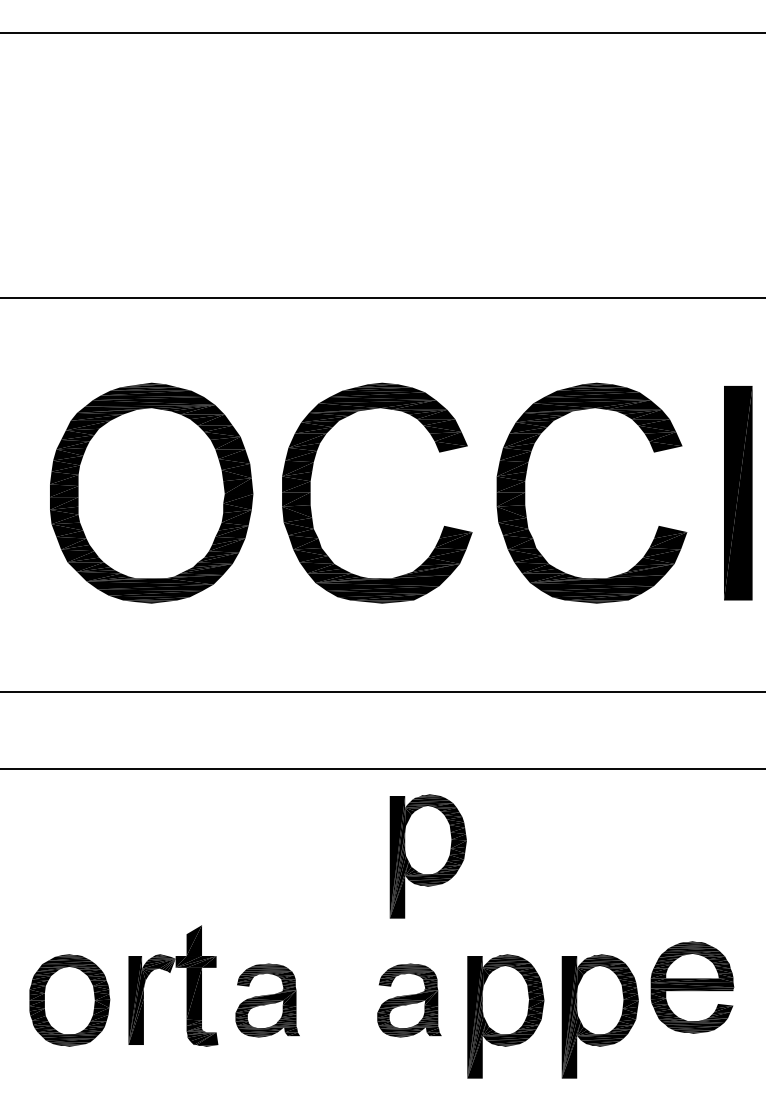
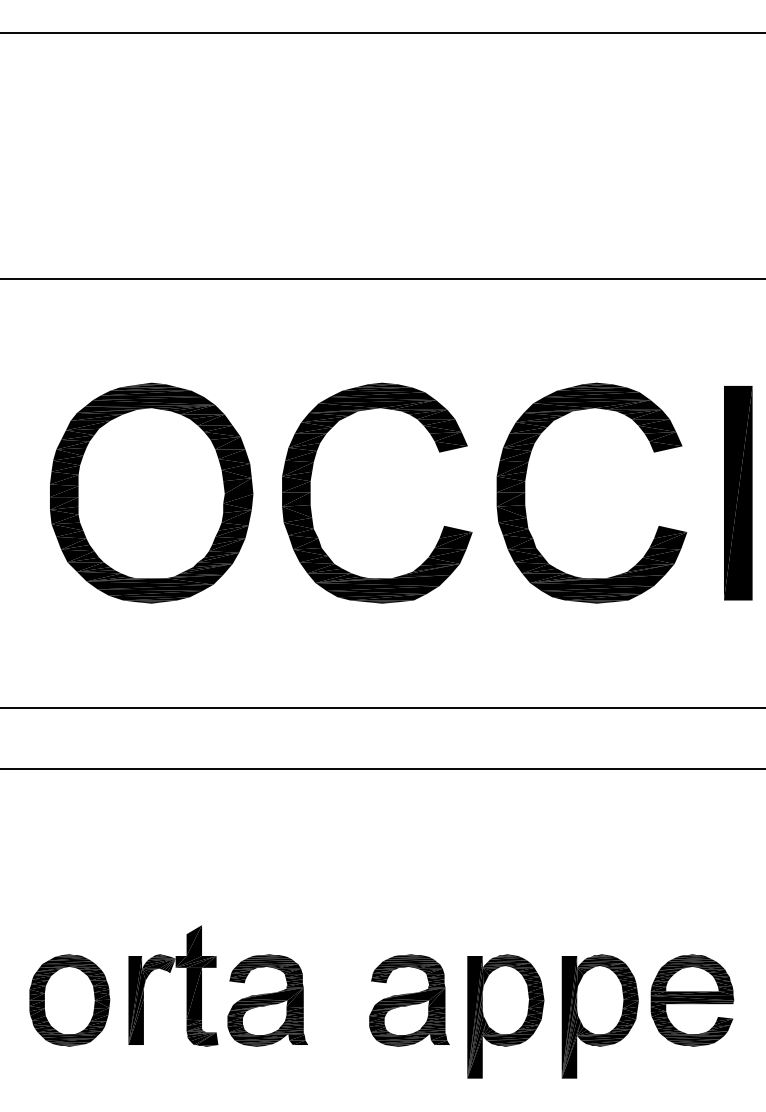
line position: (382, 297) -> (382, 278) (382, 278)
line position: (382, 691) -> (382, 707) (382, 707)
part: present -> none (427, 856)
part position: (692, 987) -> (692, 1000) (692, 1000)
part size: 65x75 px -> 81x93 px (267, 1000)
part size: 65x75 px -> 81x93 px (409, 1000)
